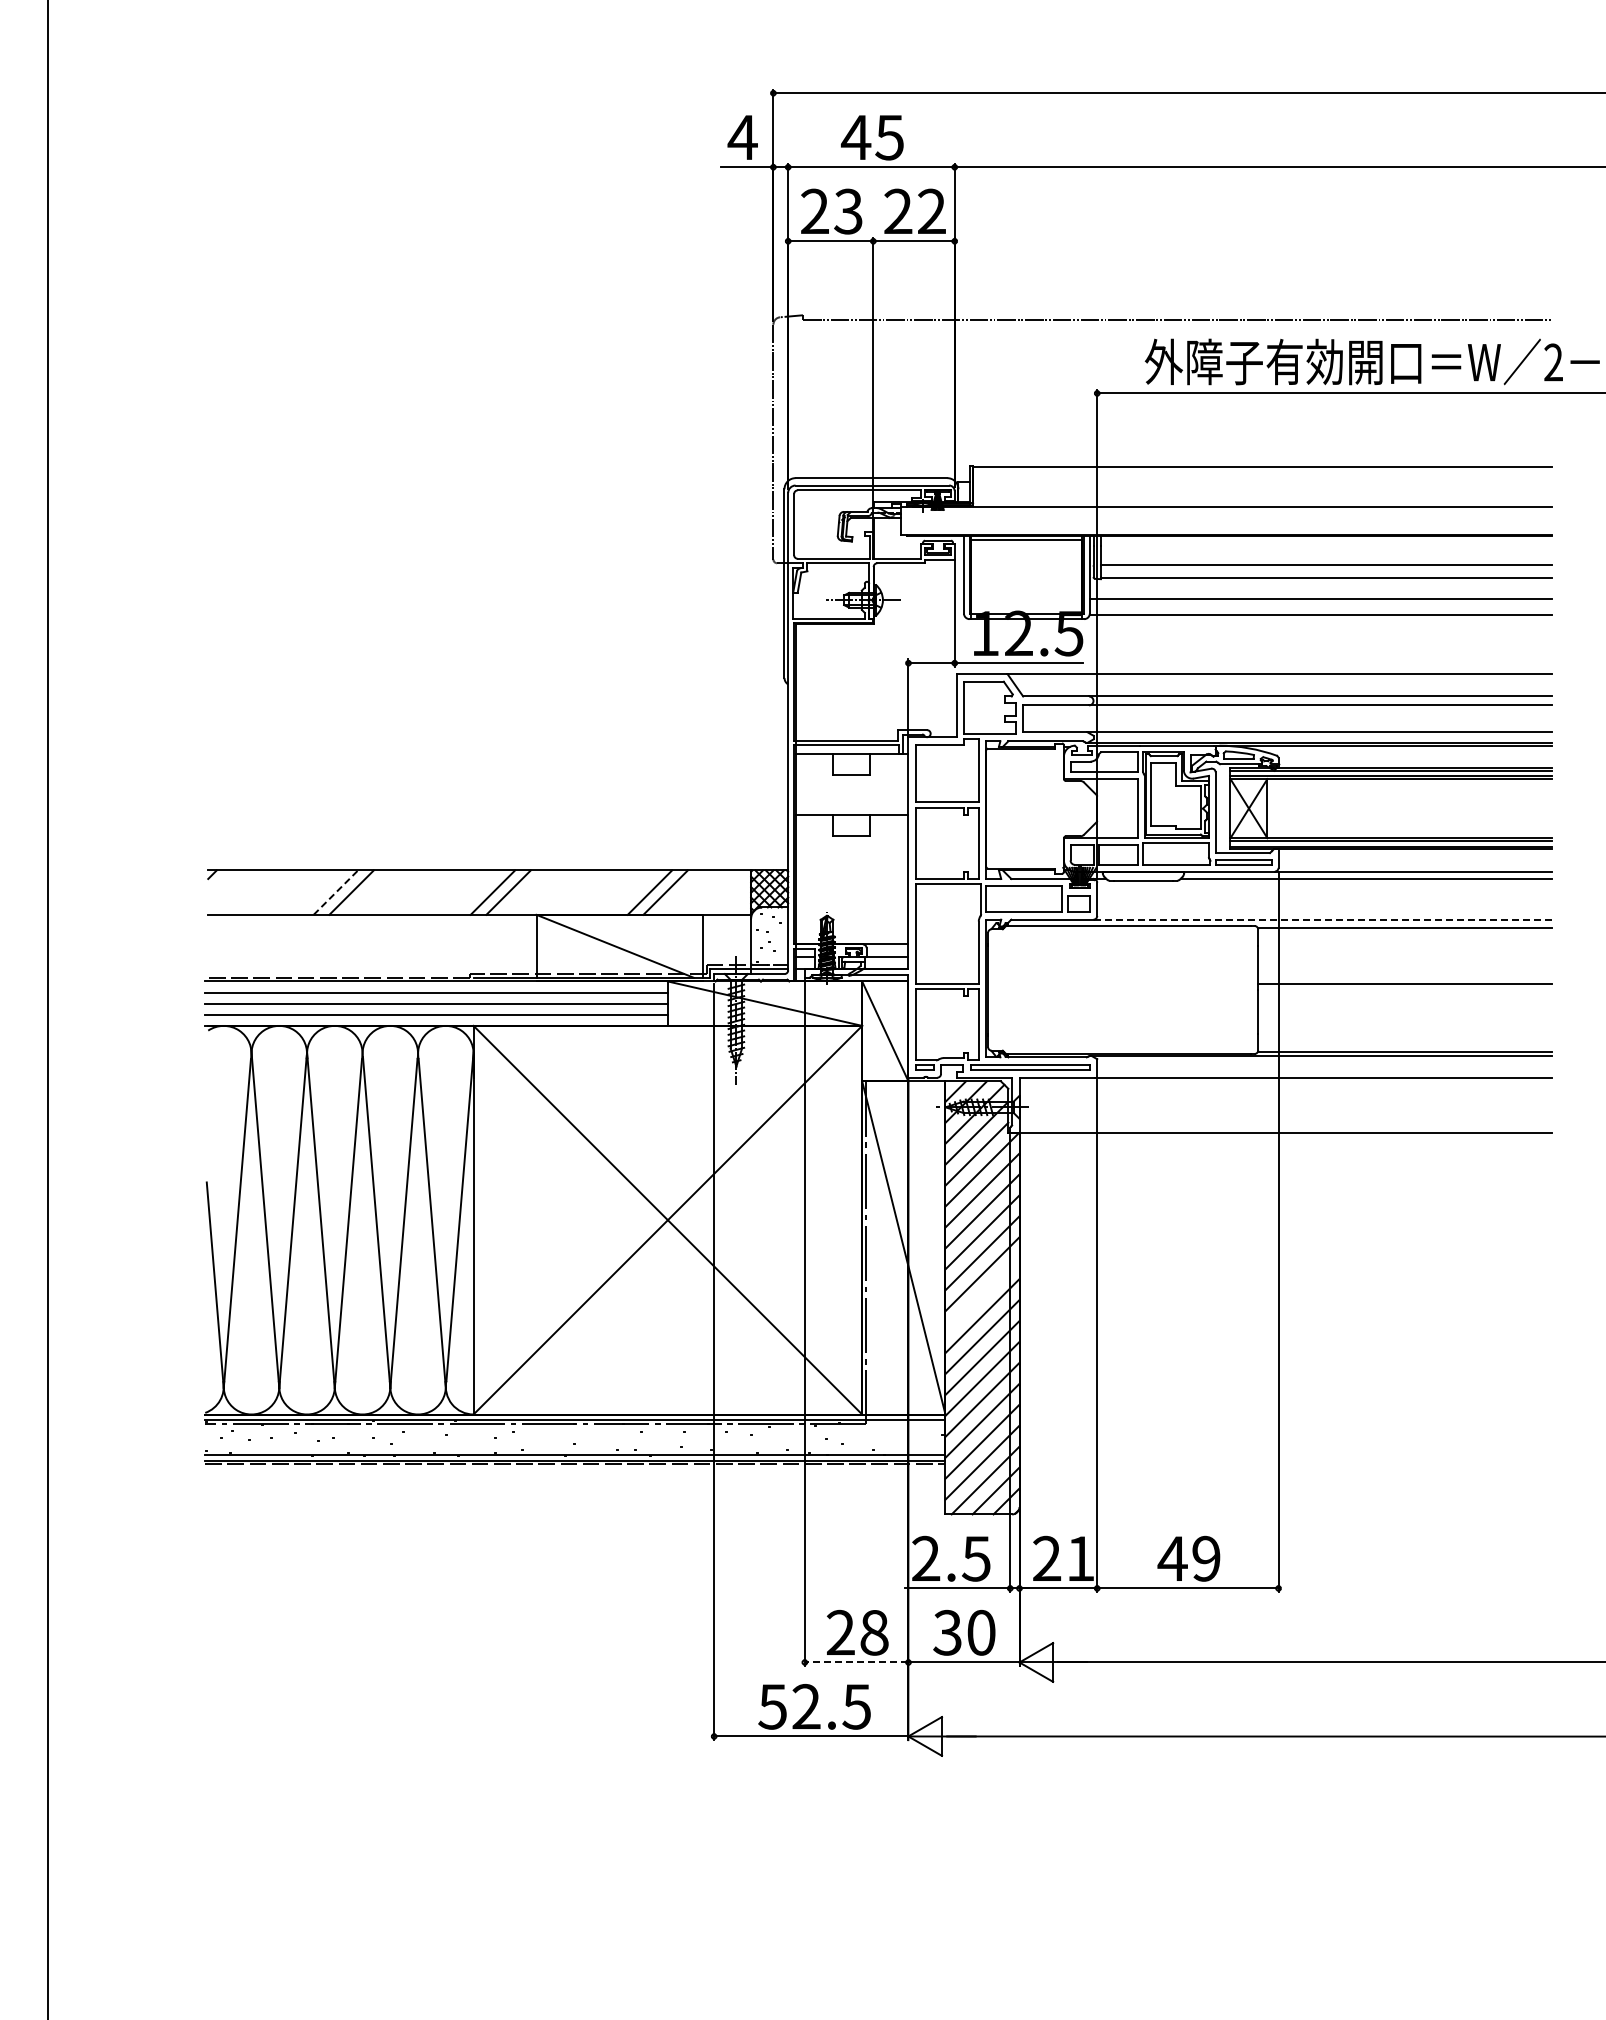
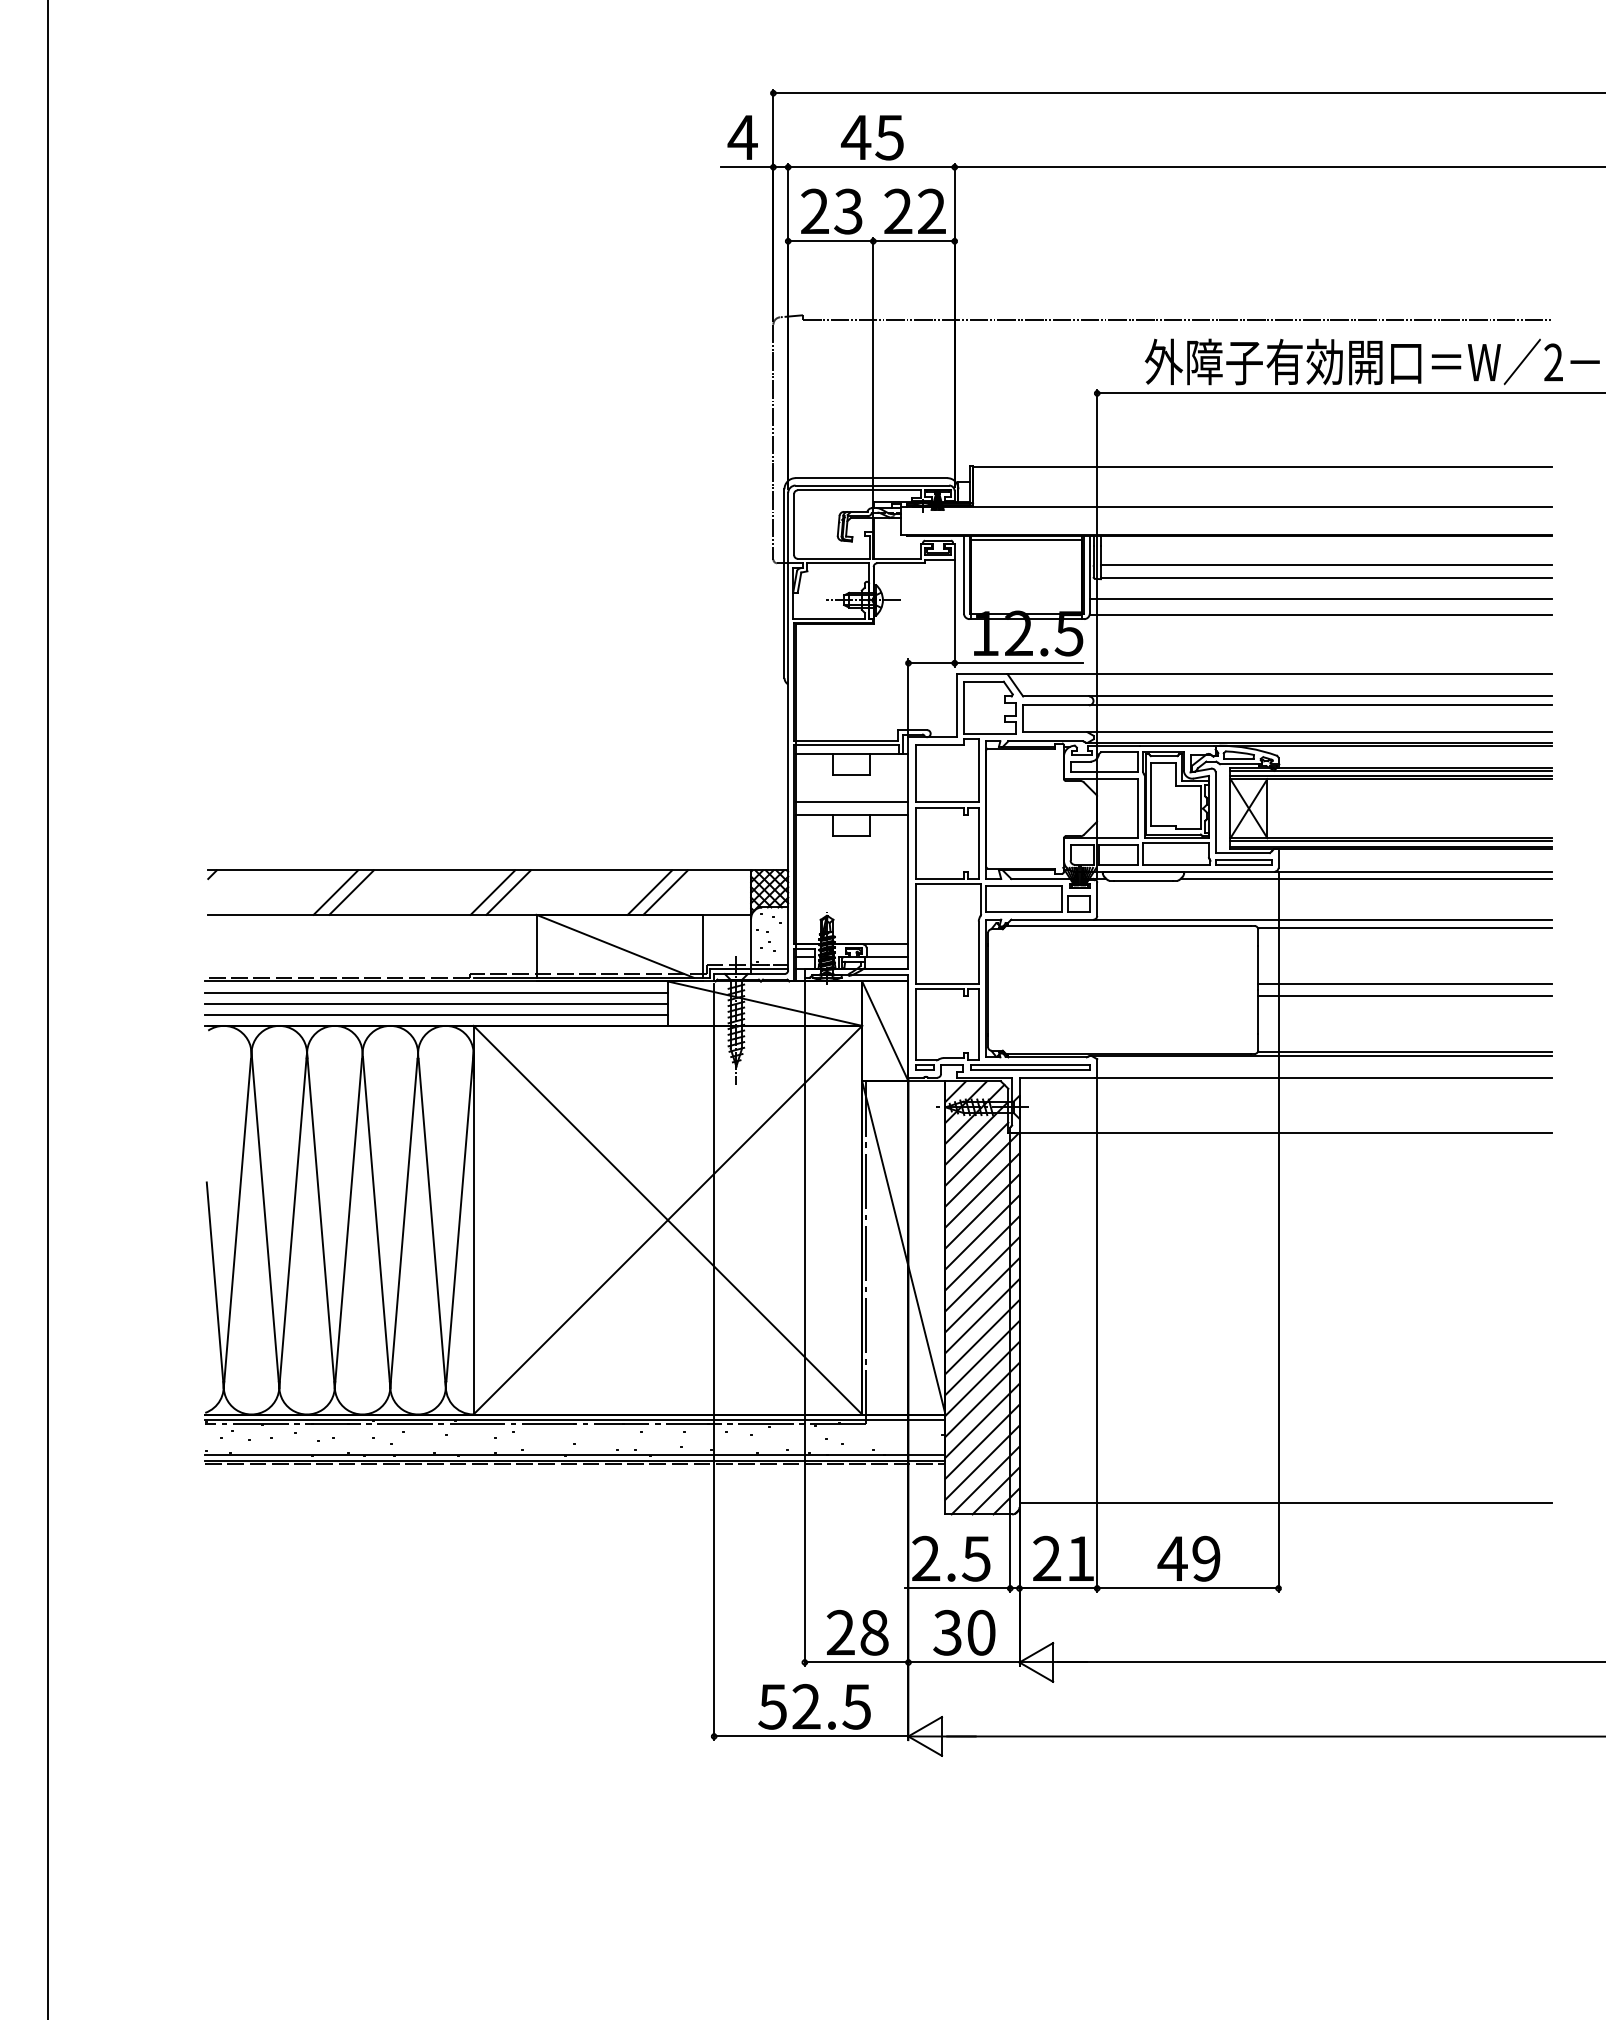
line: none -> present (851, 801)
line: dashed -> solid (336, 892)
line: dashed -> solid (1323, 919)
line: none -> present (1405, 996)
line: none -> present (982, 1295)
line: none -> present (1285, 1503)
line: dashed -> solid (856, 1662)
